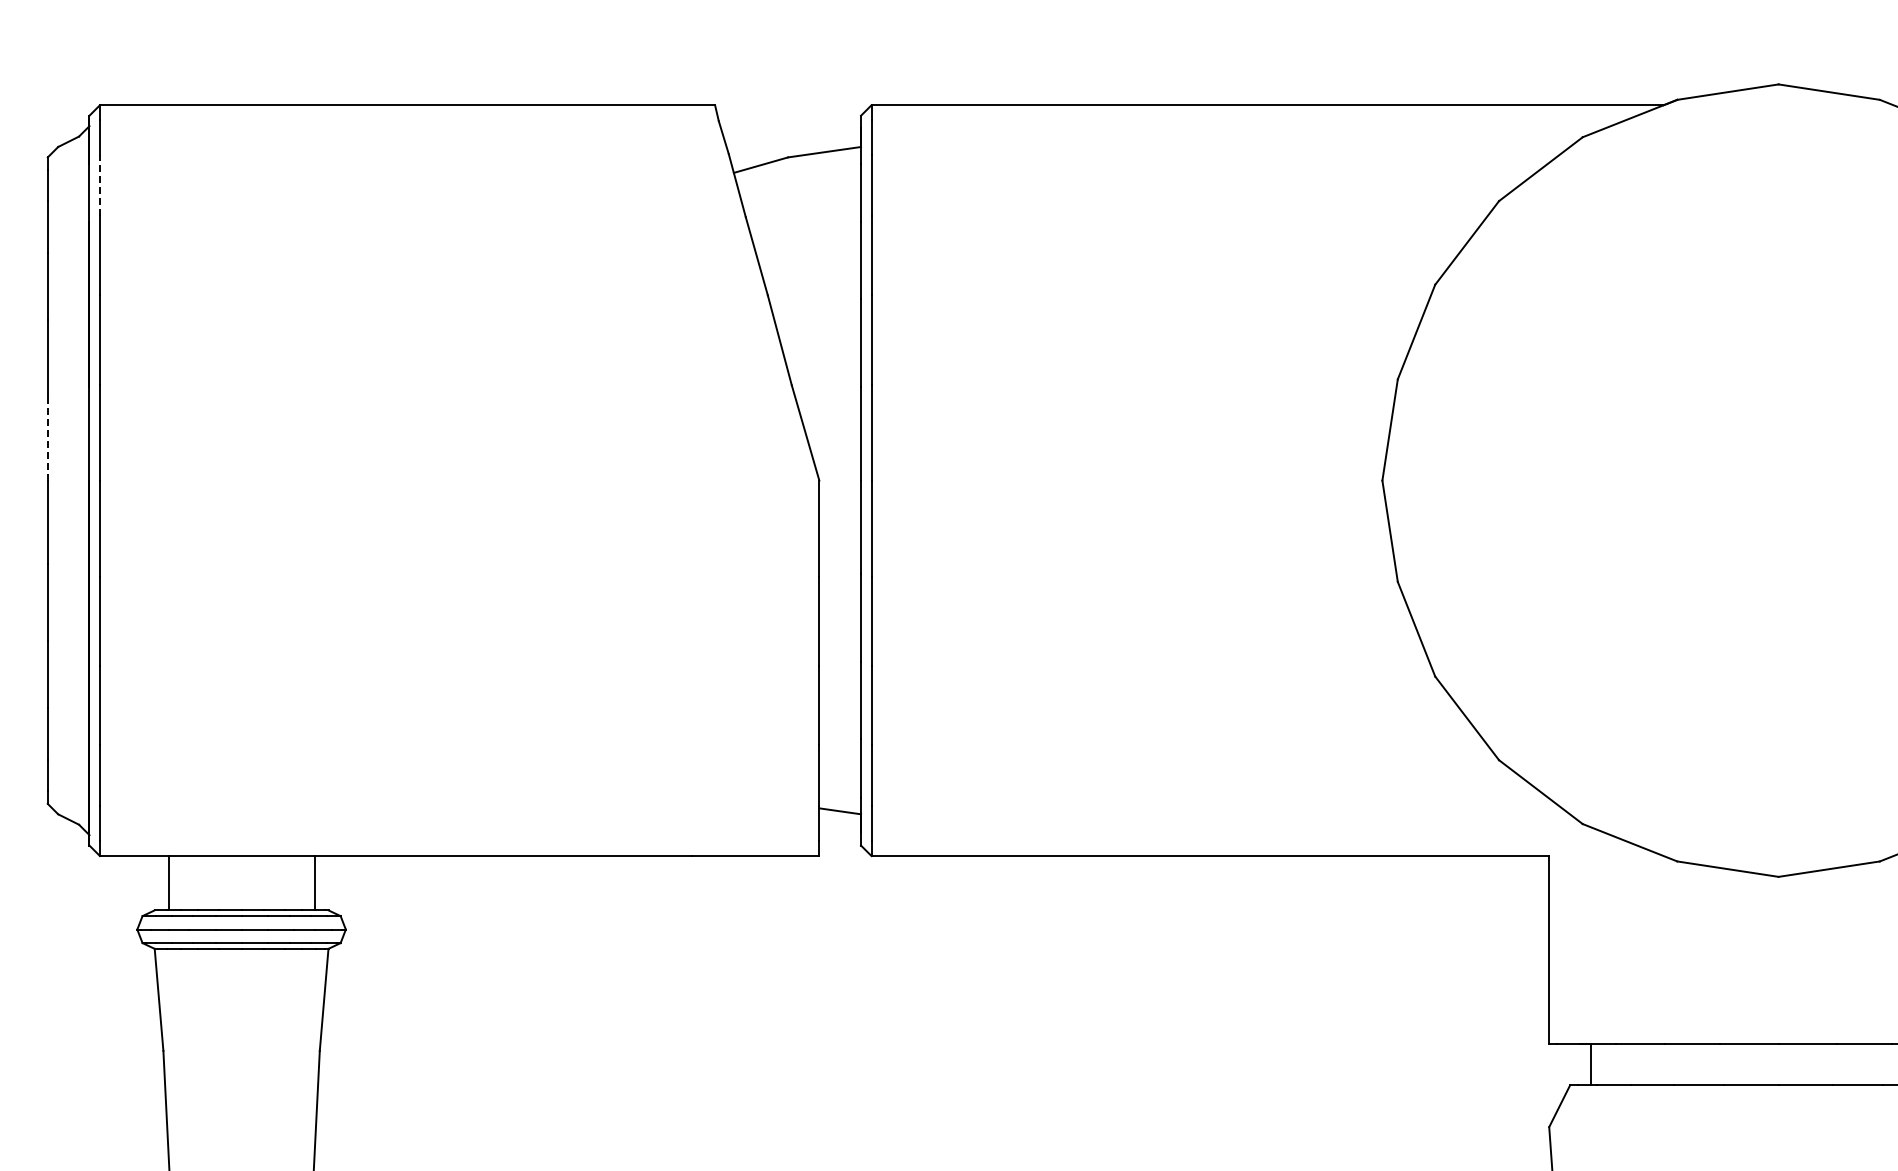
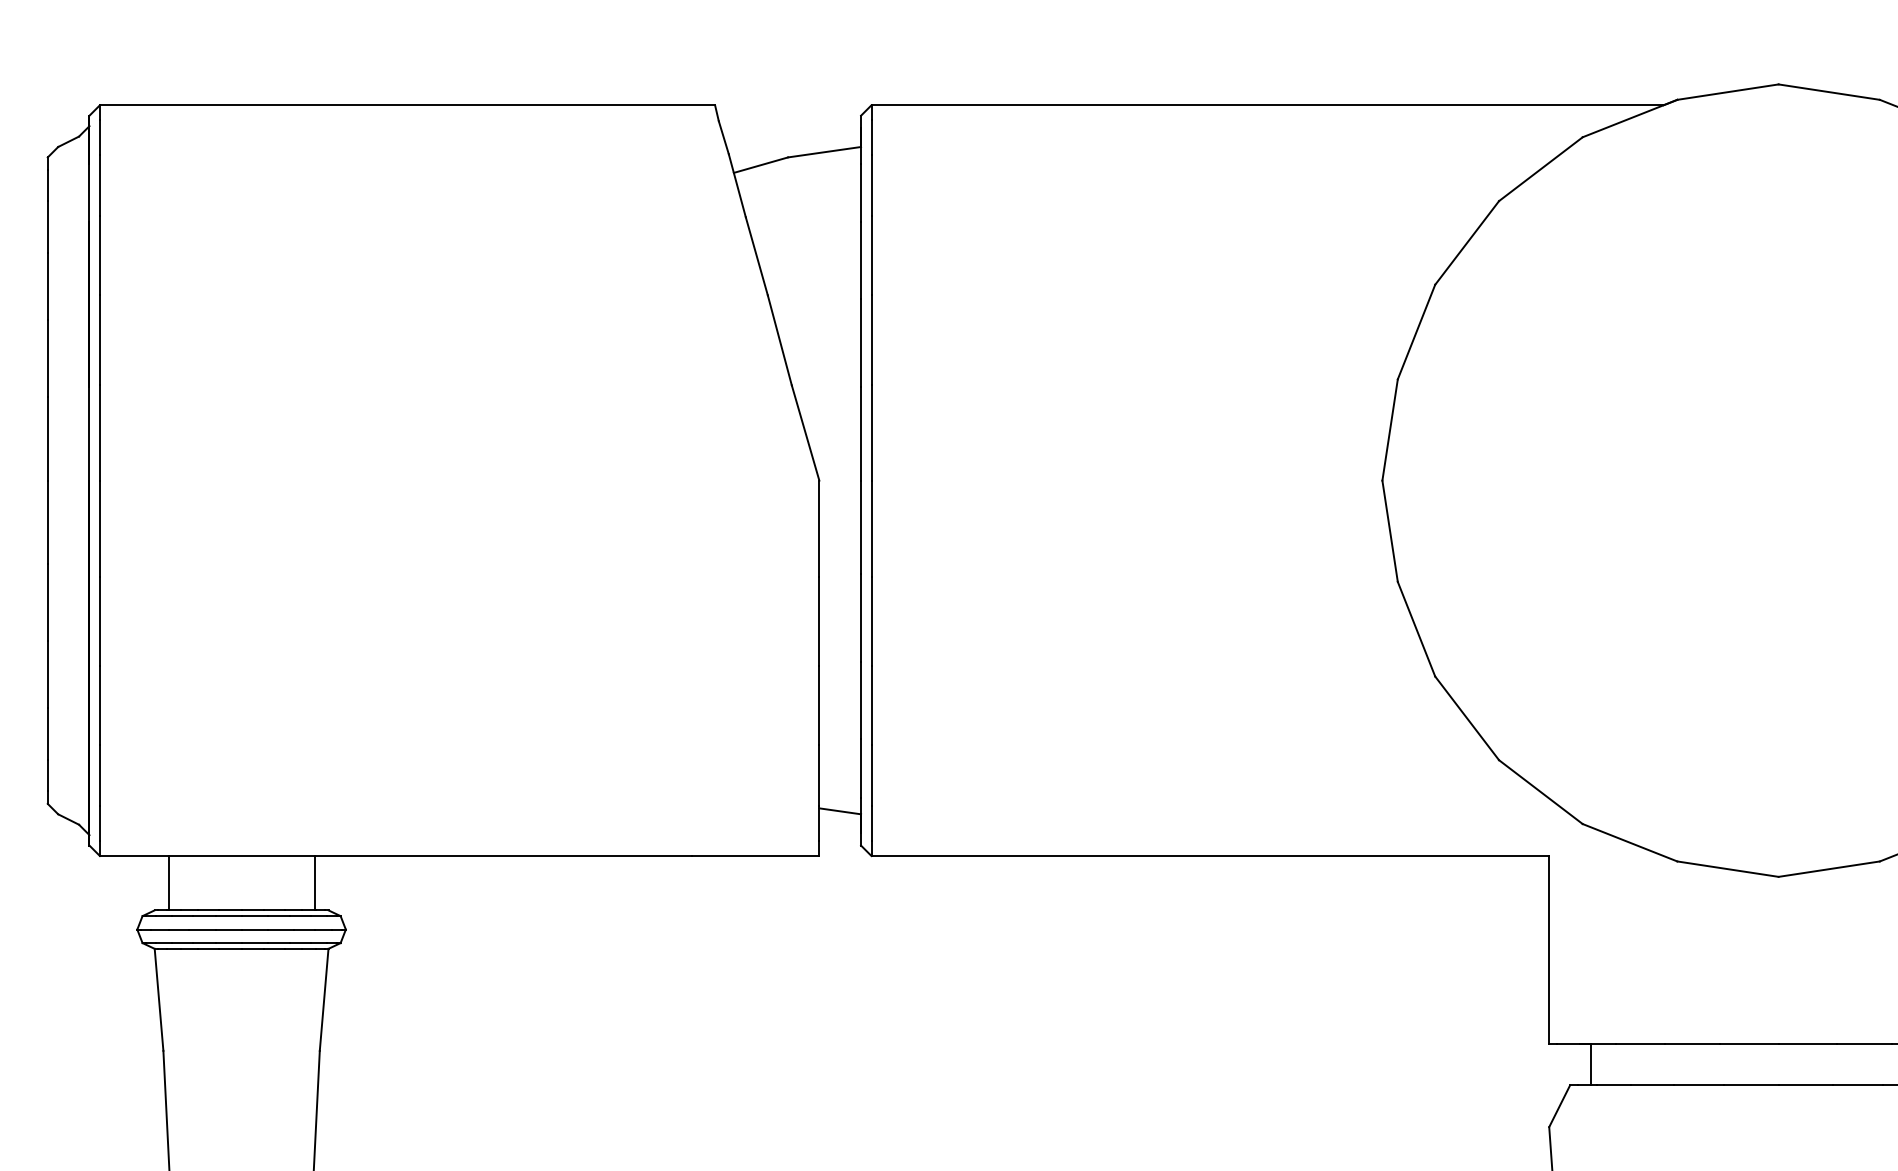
line: dashed -> solid (99, 185)
line: dashed -> solid (47, 438)
